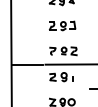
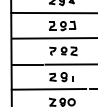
line: none -> present (52, 12)
line: none -> present (53, 38)
line: none -> present (48, 89)
